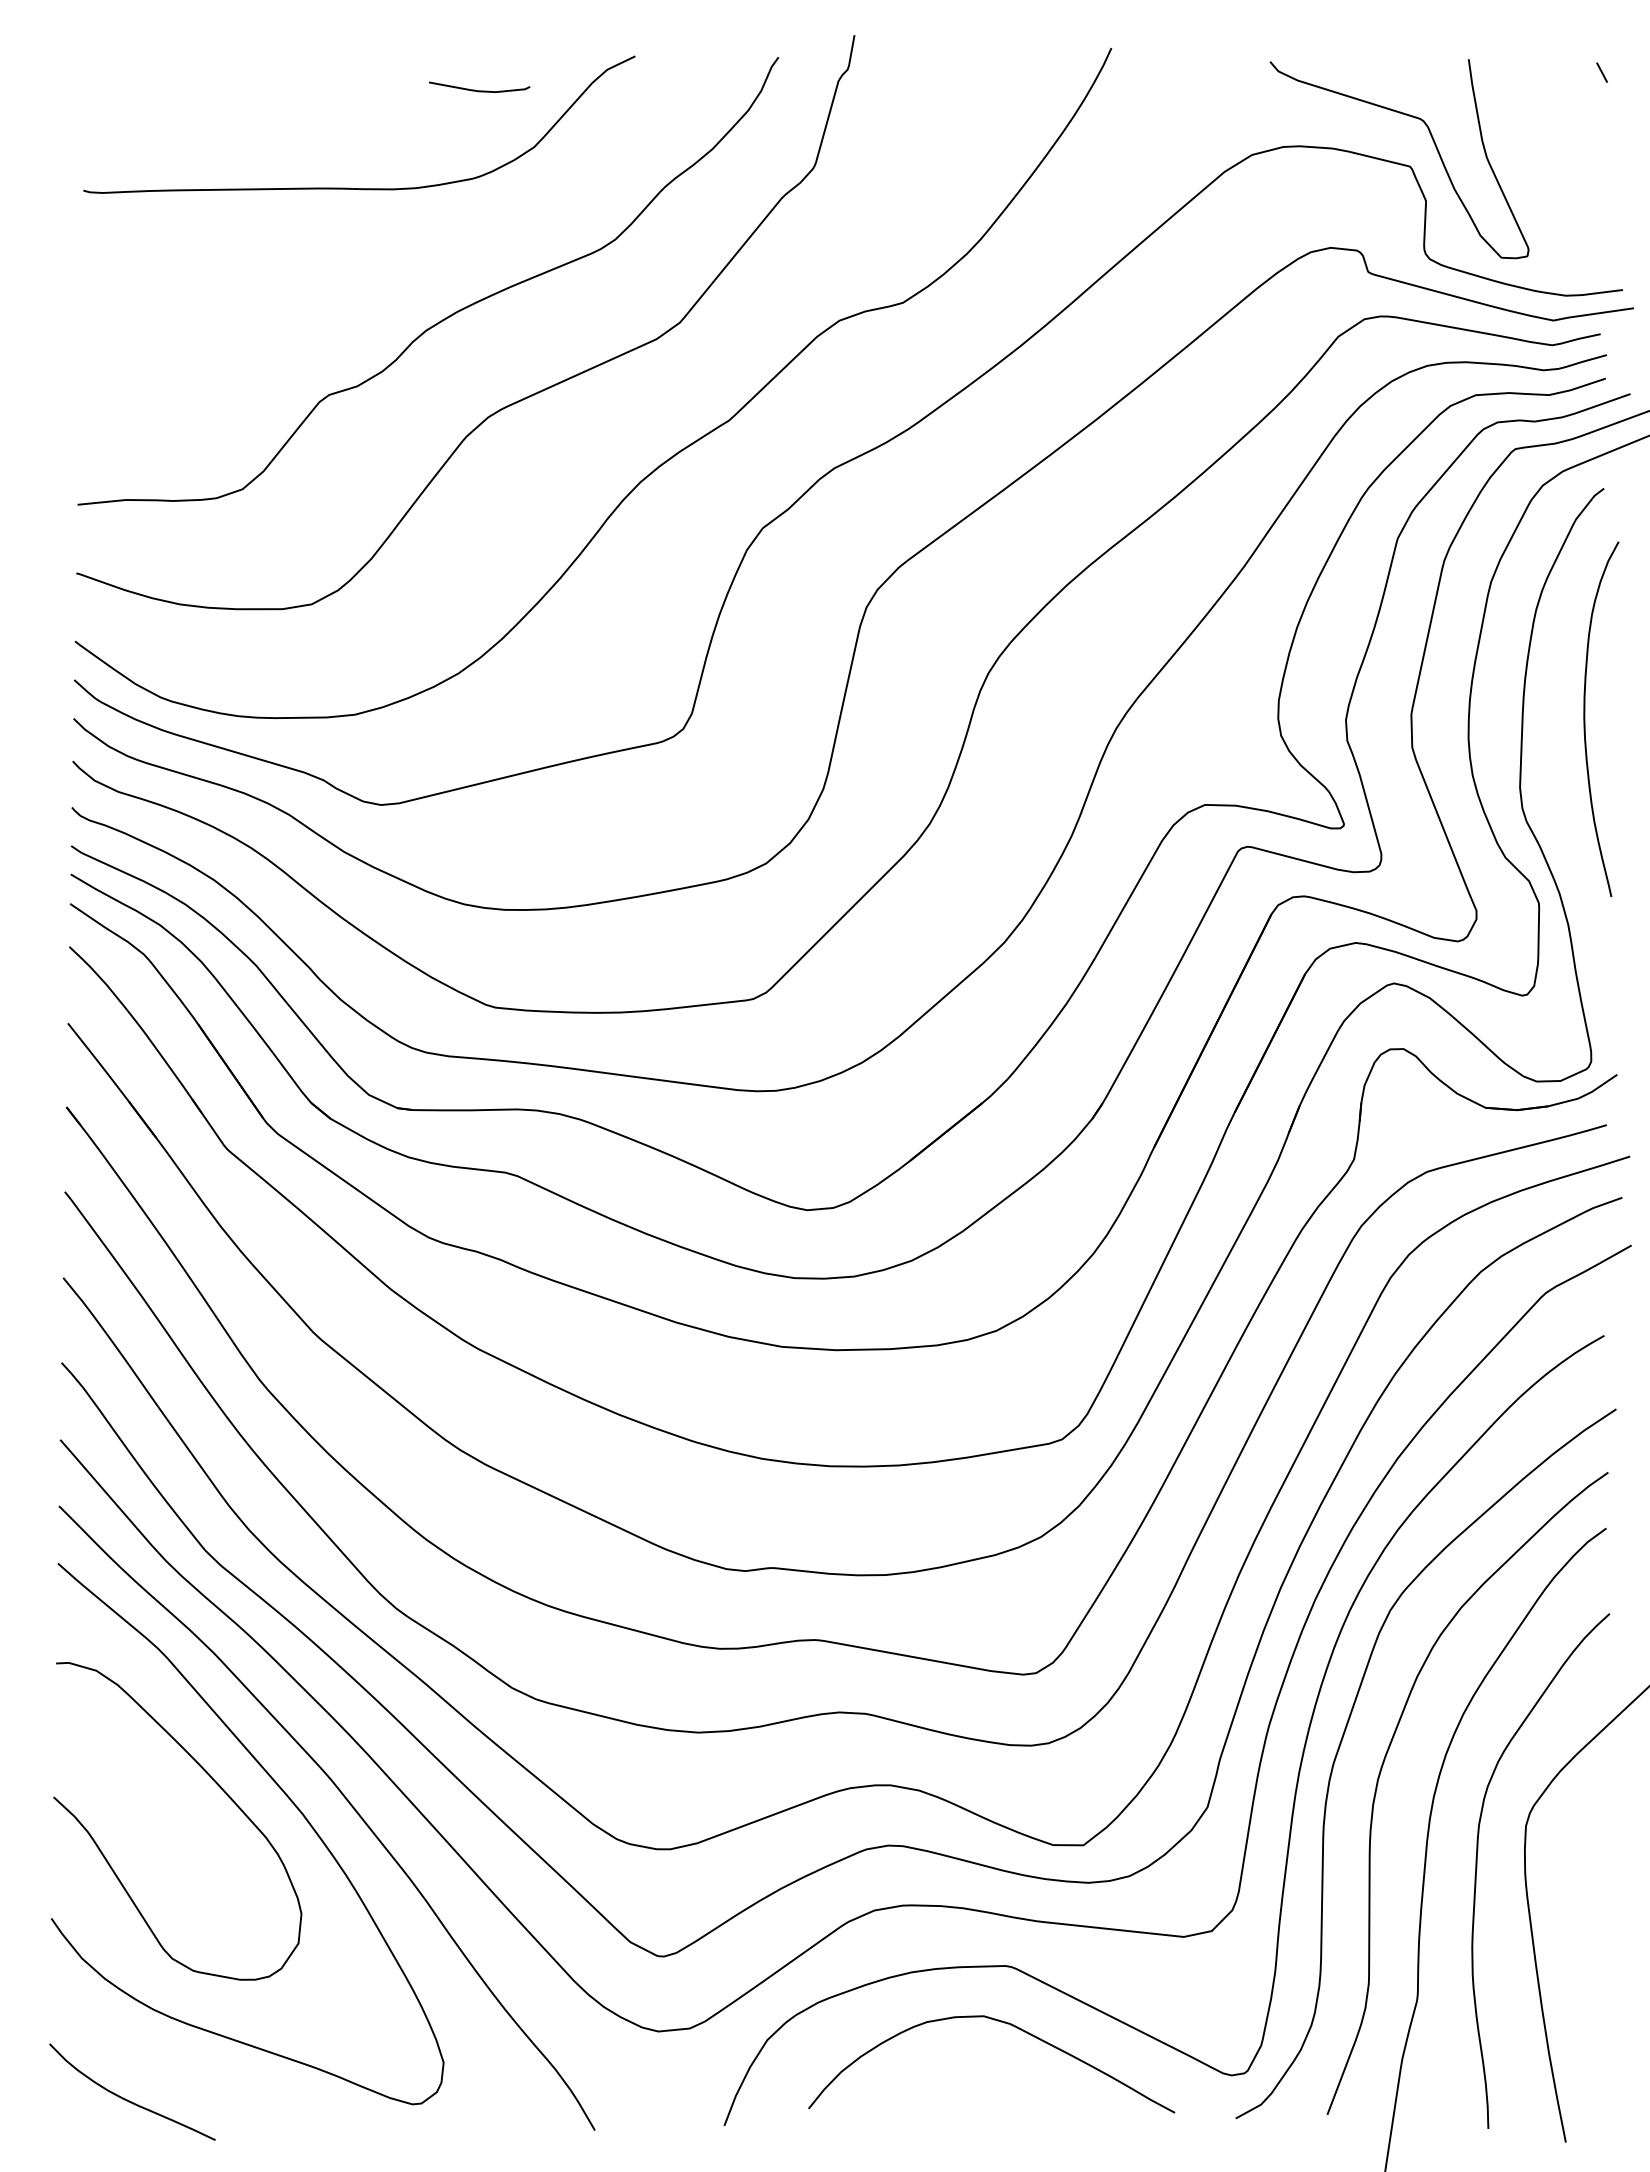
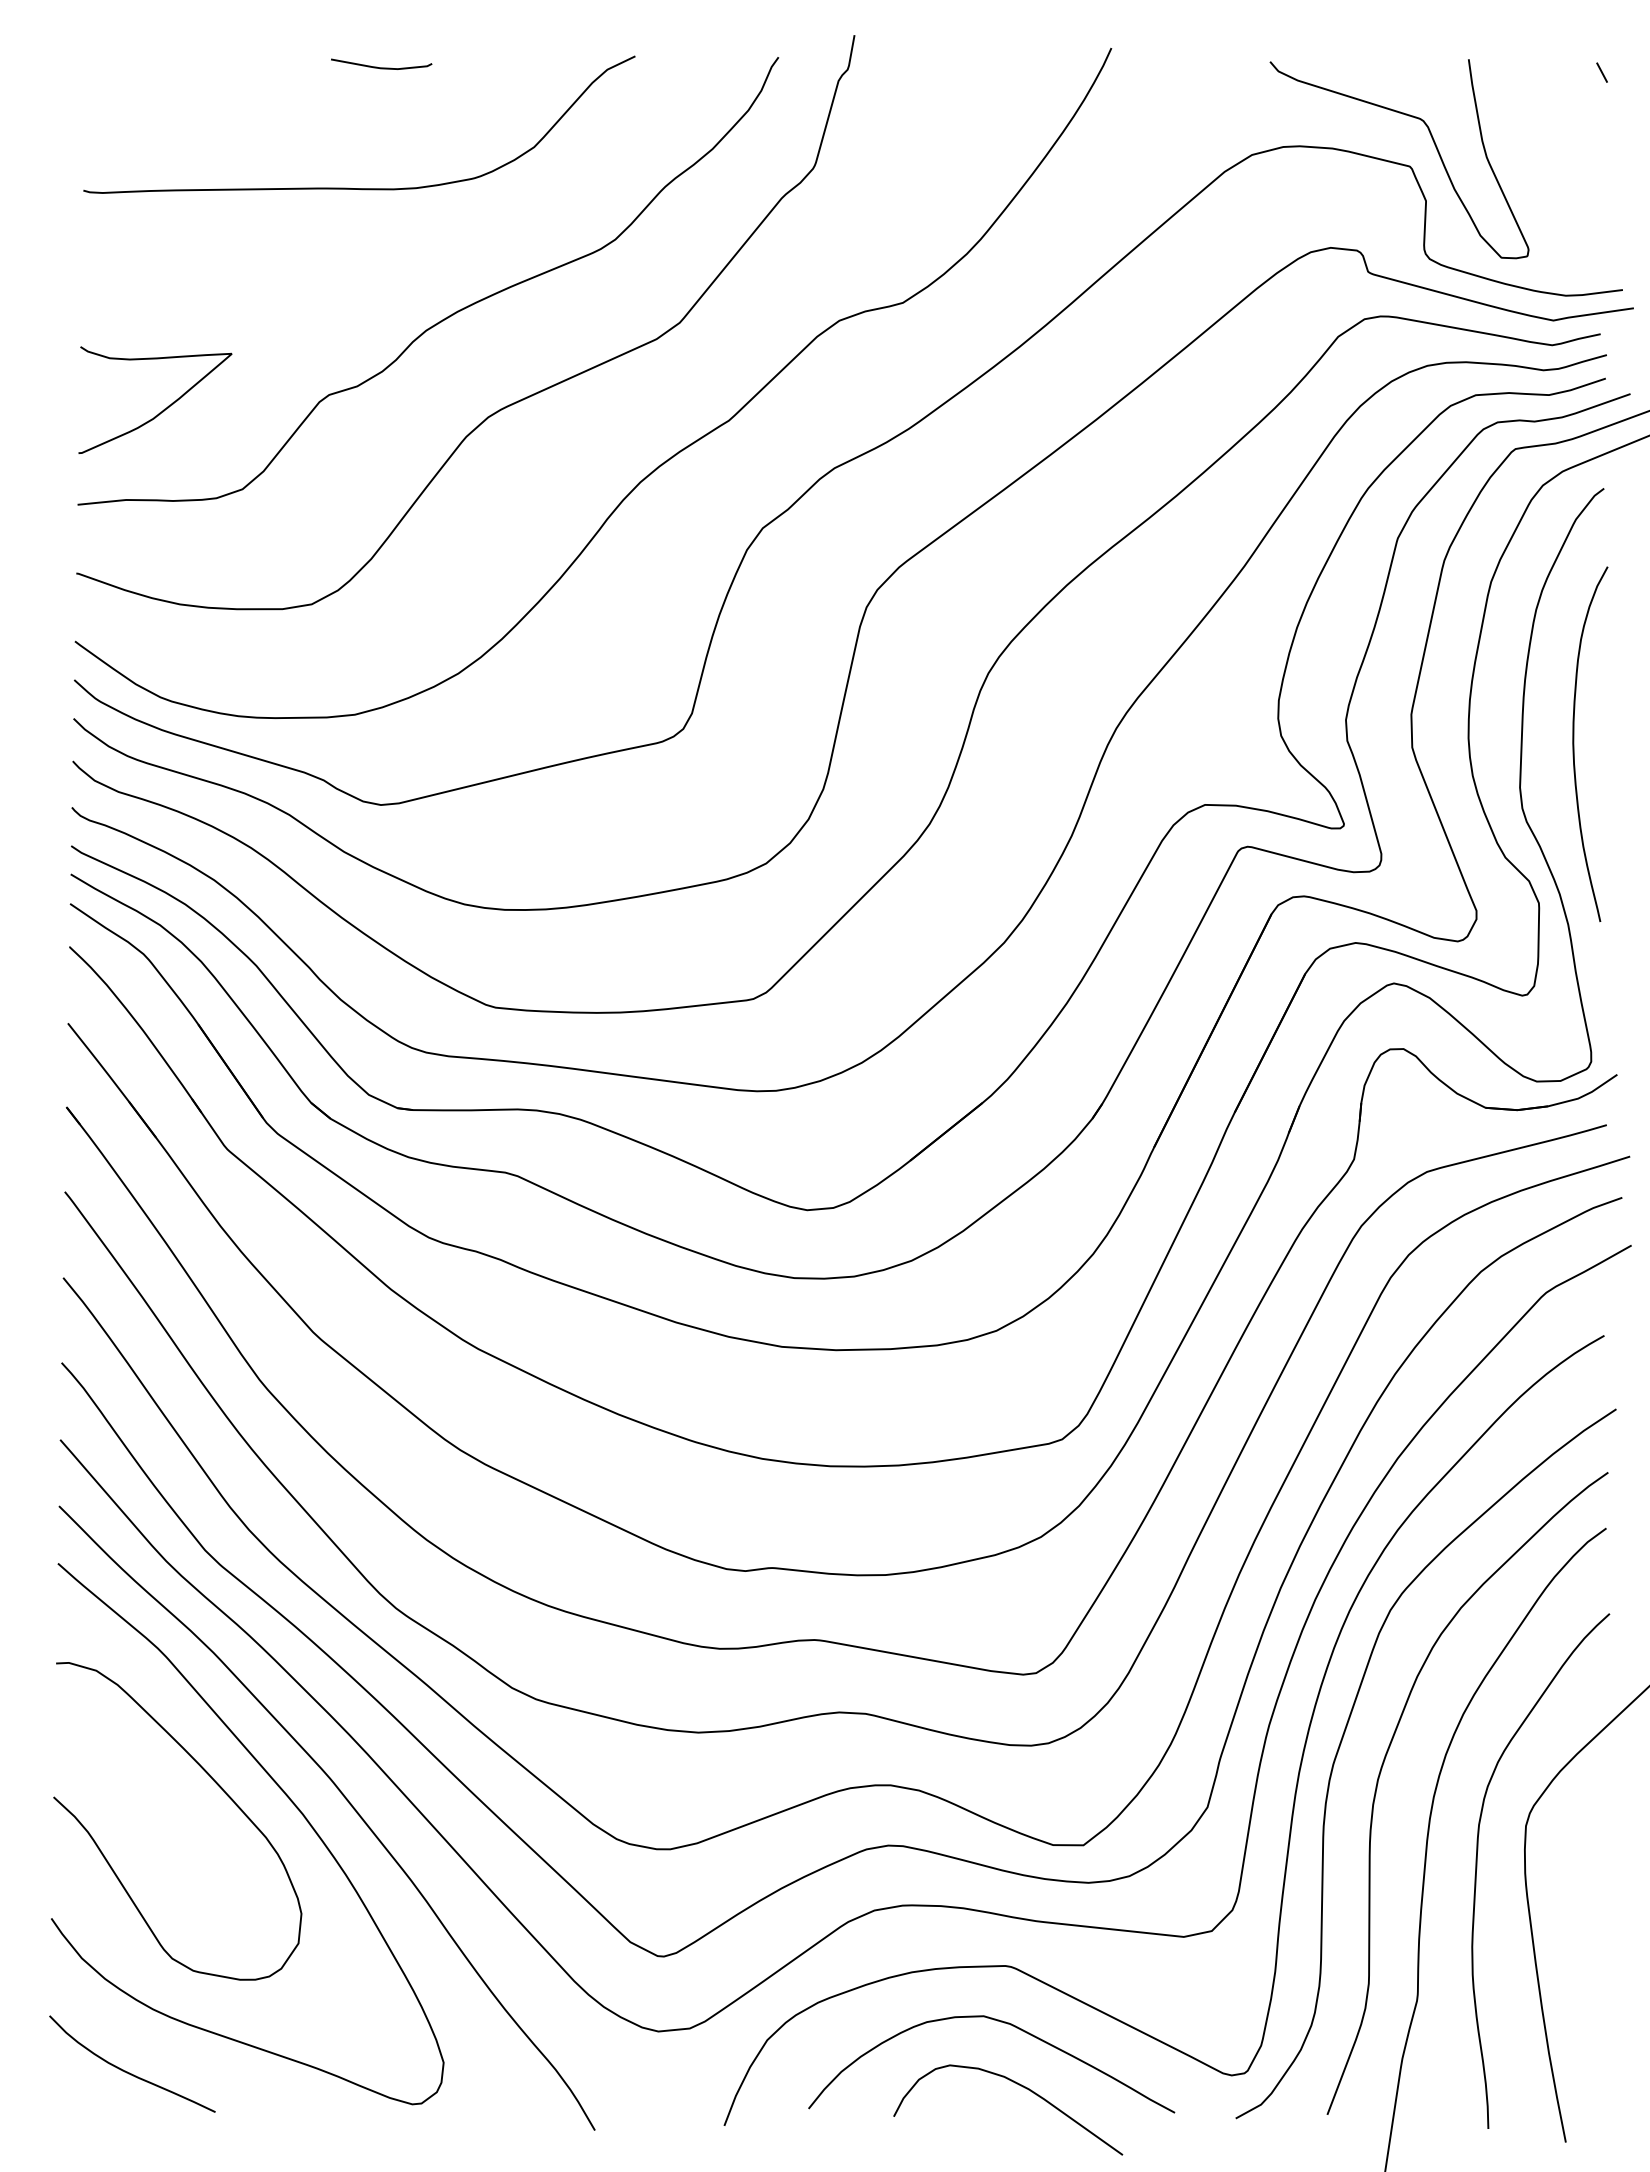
curve position: (479, 90) -> (381, 67) (381, 67)
curve: none -> present (164, 408)
curve position: (1585, 718) -> (1574, 743) (1574, 743)
curve: none -> present (1020, 2086)
curve position: (127, 2099) -> (127, 2071) (127, 2071)
